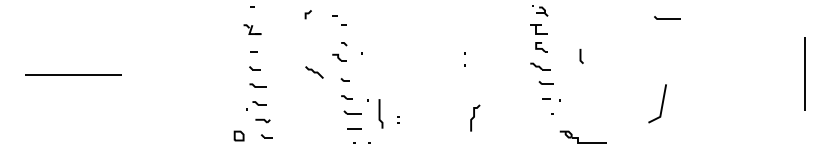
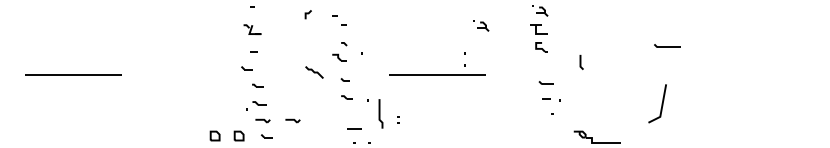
part position: (667, 17) -> (667, 45) (667, 45)
part: none -> present (481, 25)
line position: (581, 55) -> (581, 61) (581, 61)
part: present -> none (540, 66)
part position: (254, 68) -> (246, 68) (246, 68)
line: present -> none (804, 73)
line: none -> present (437, 74)
part size: 18x5 px -> 12x5 px (257, 85)
part: present -> none (352, 112)
curve: present -> none (474, 117)
part: none -> present (292, 120)
part: none -> present (214, 135)
part position: (582, 136) -> (596, 136) (596, 136)
